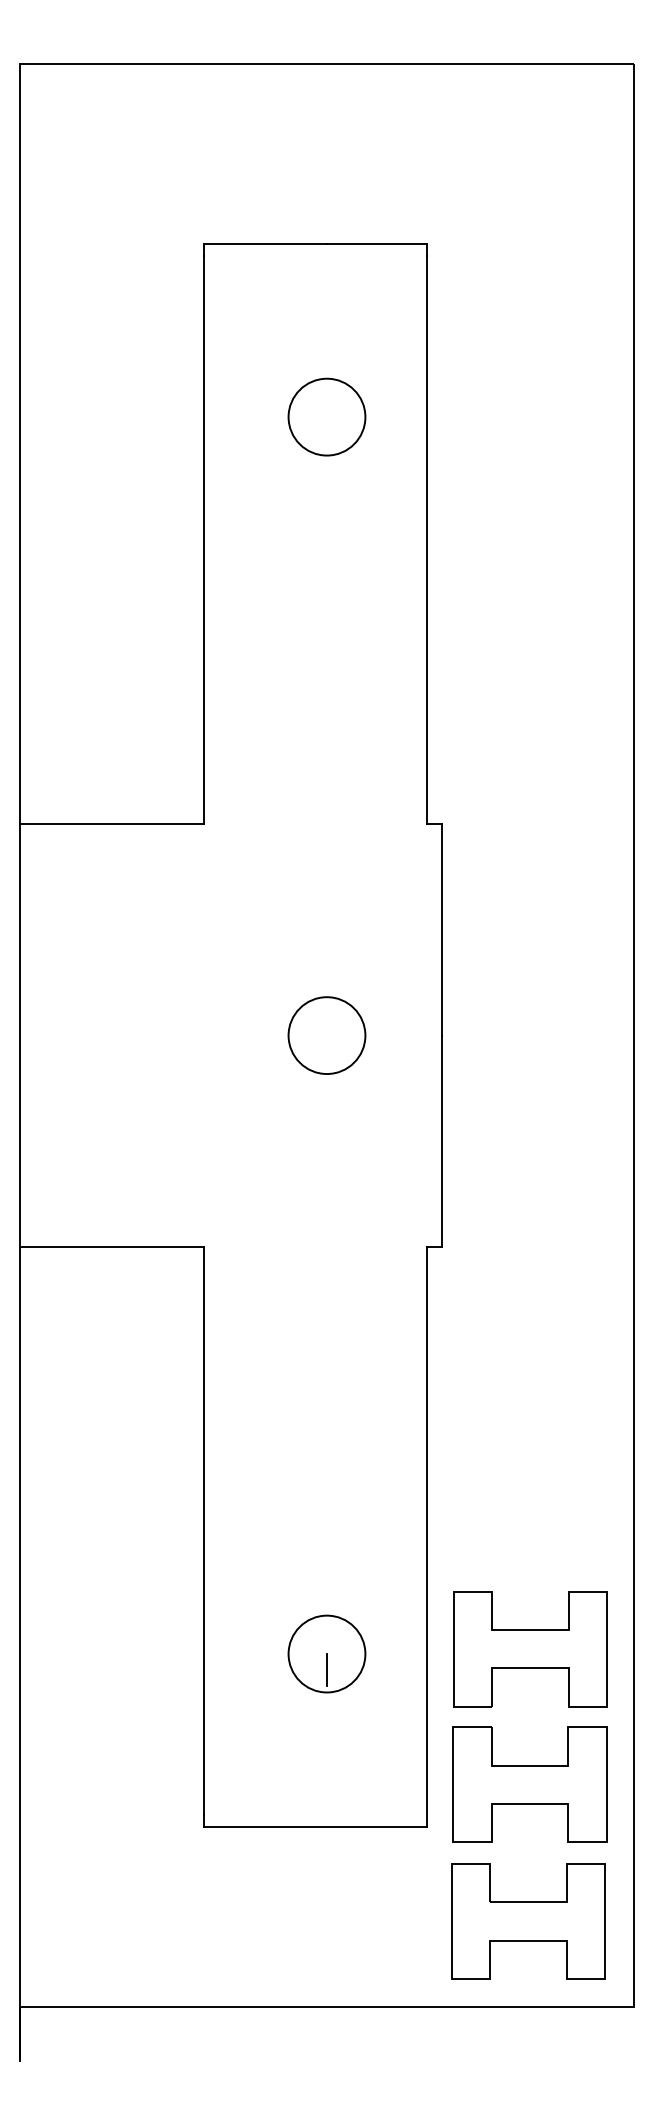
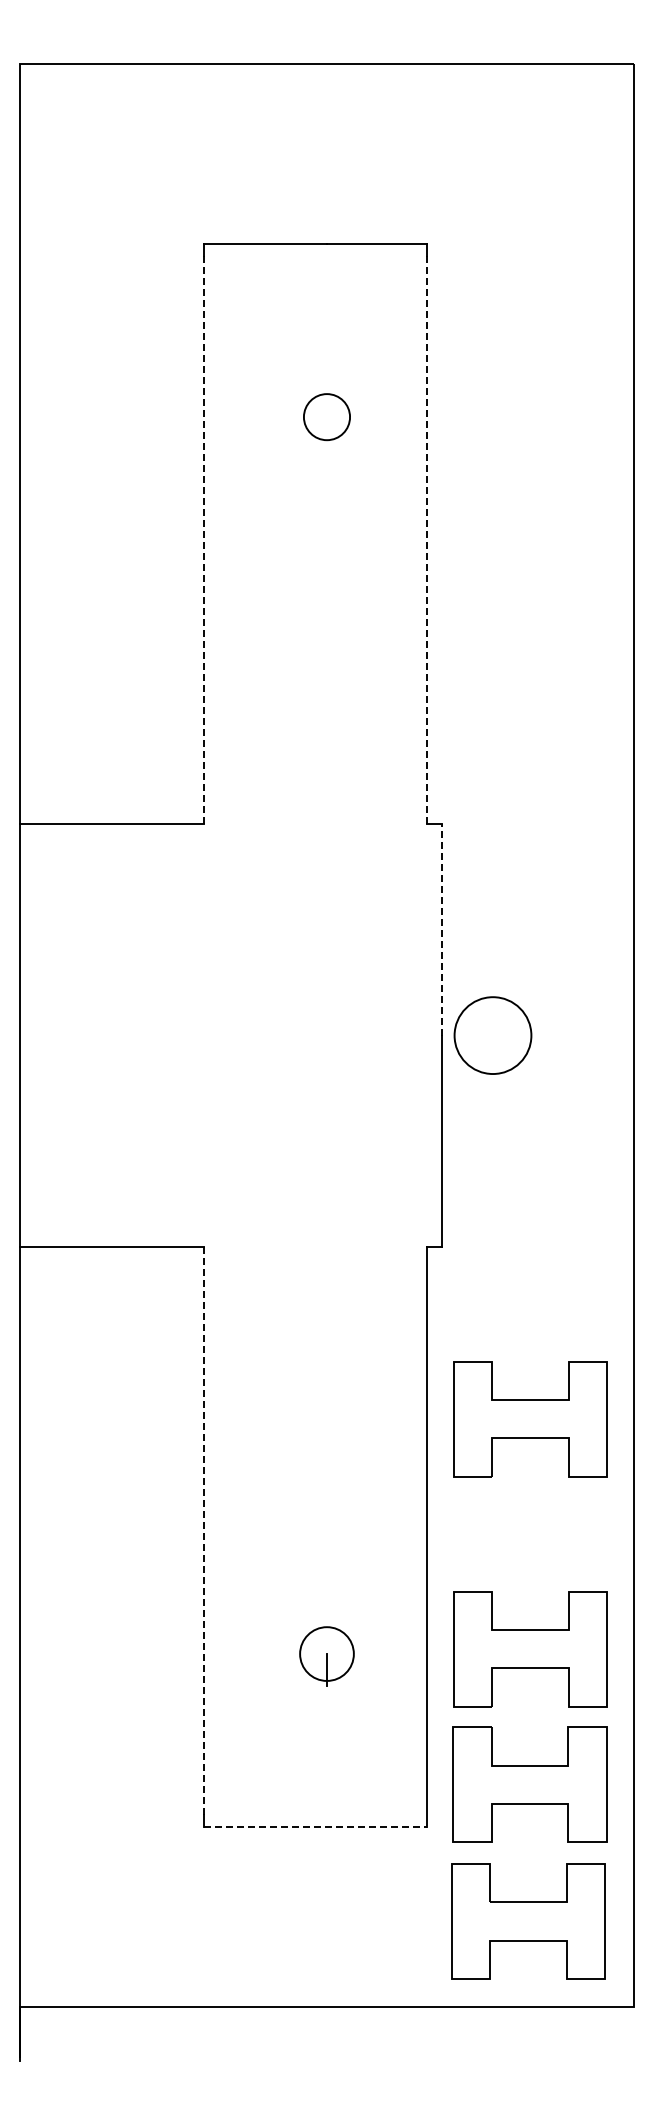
circle diameter: 77 px -> 46 px (326, 417)
line: solid -> dashed (204, 540)
line: solid -> dashed (426, 540)
line: solid -> dashed (442, 929)
circle position: (326, 1035) -> (492, 1035) (492, 1035)
part: none -> present (530, 1419)
line: solid -> dashed (204, 1531)
circle diameter: 77 px -> 54 px (326, 1653)
line: solid -> dashed (315, 1826)
